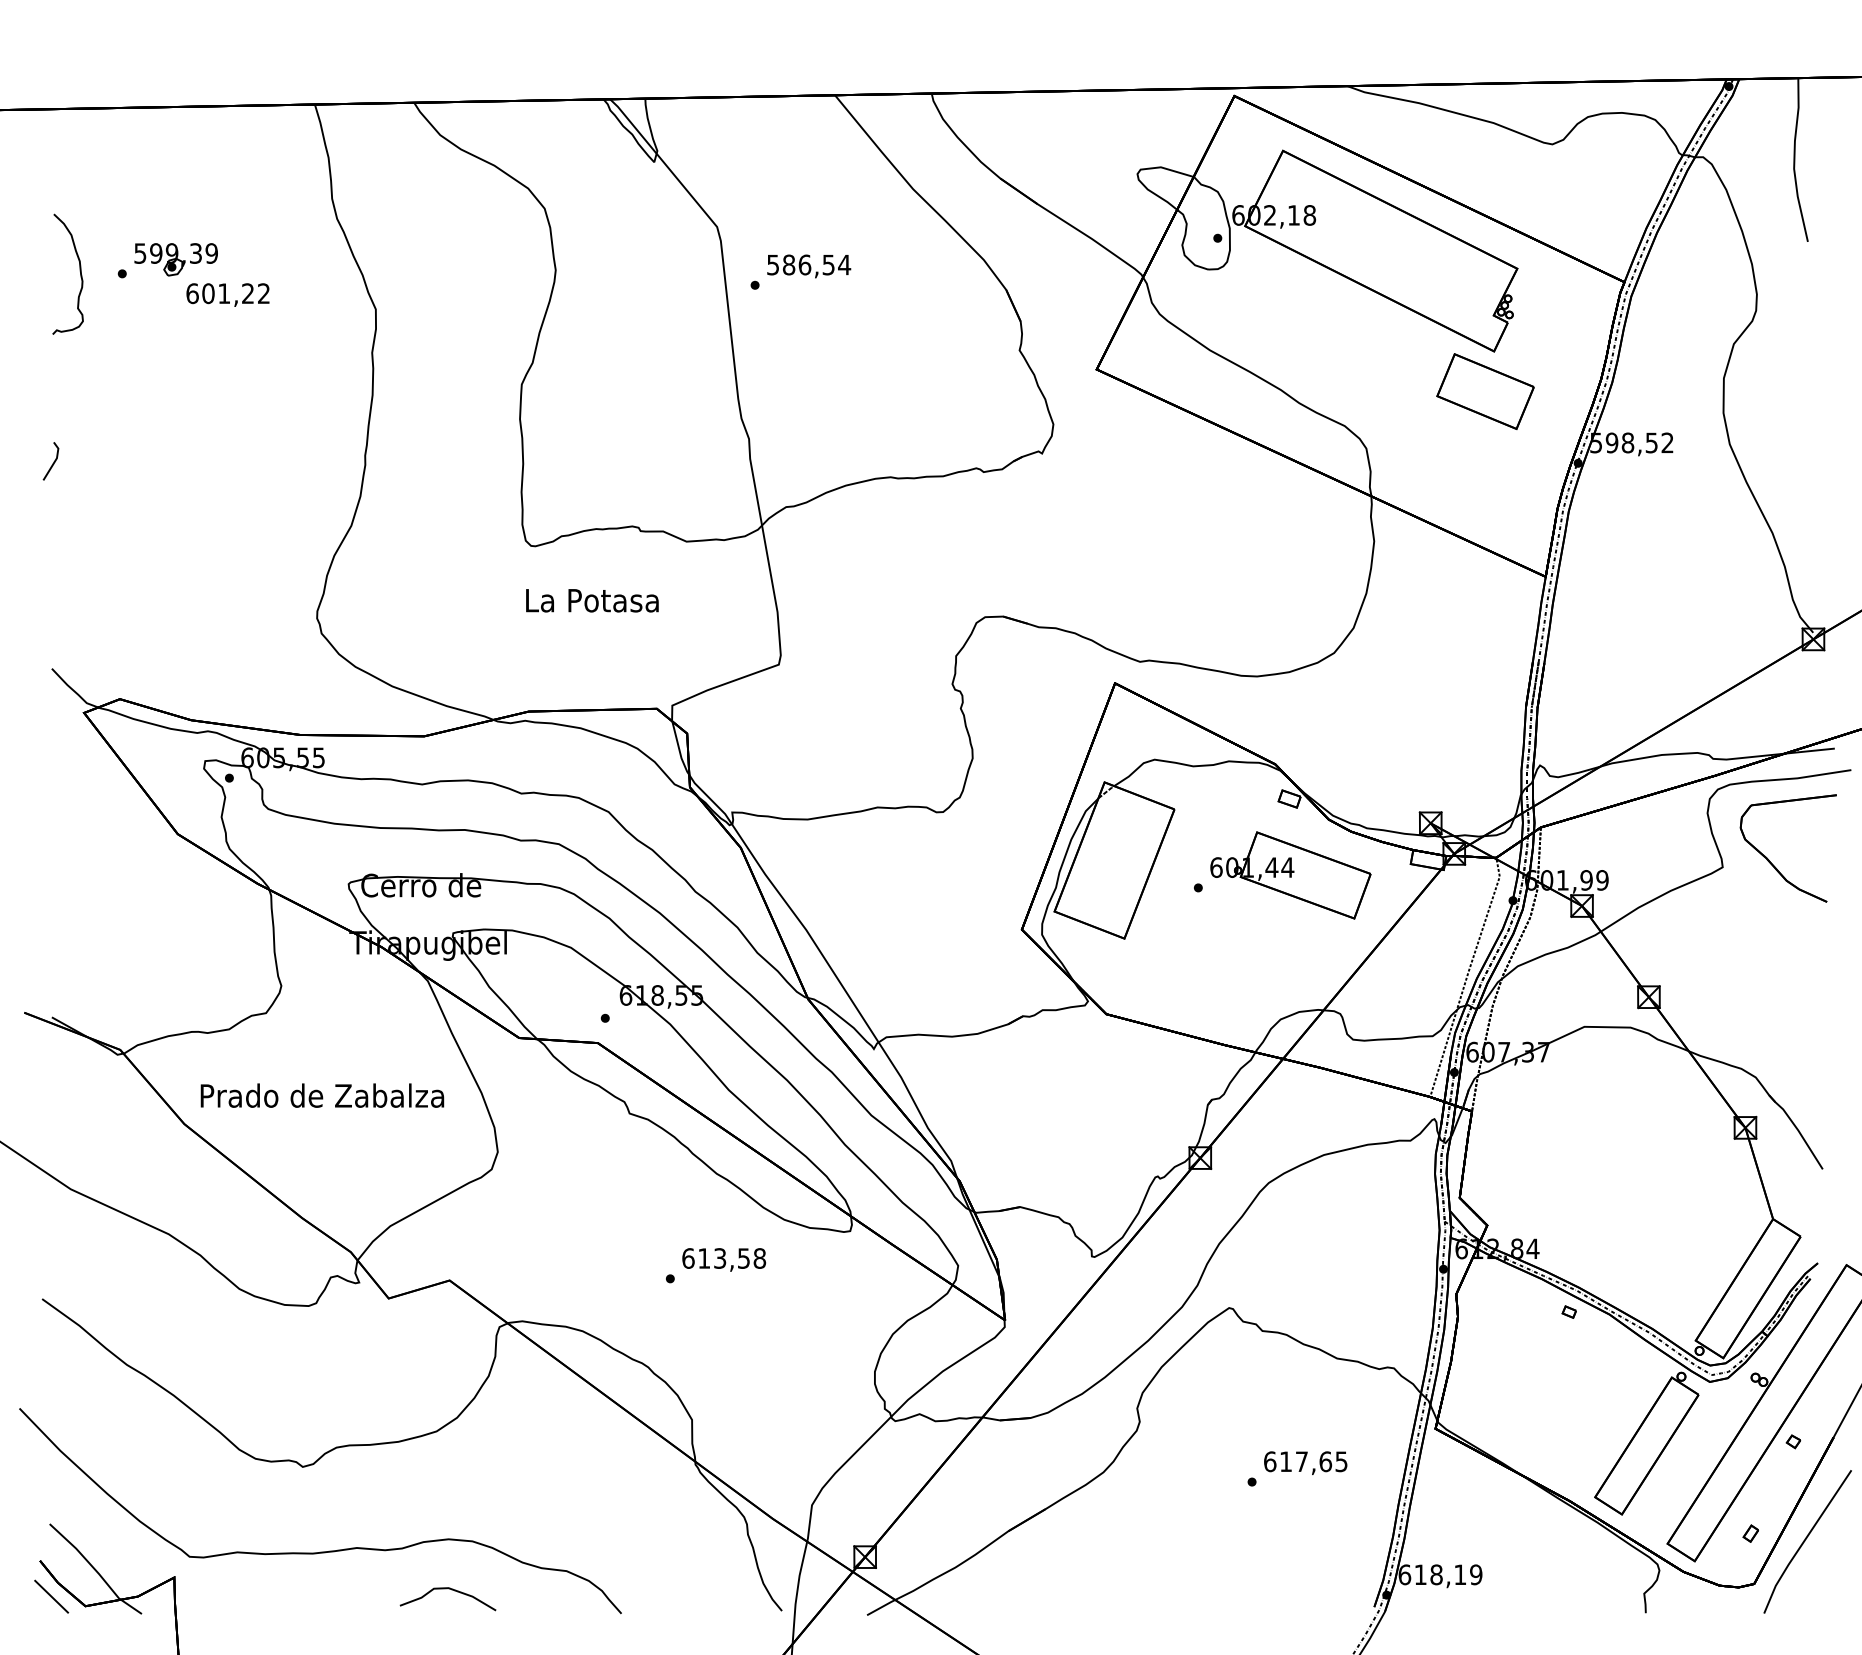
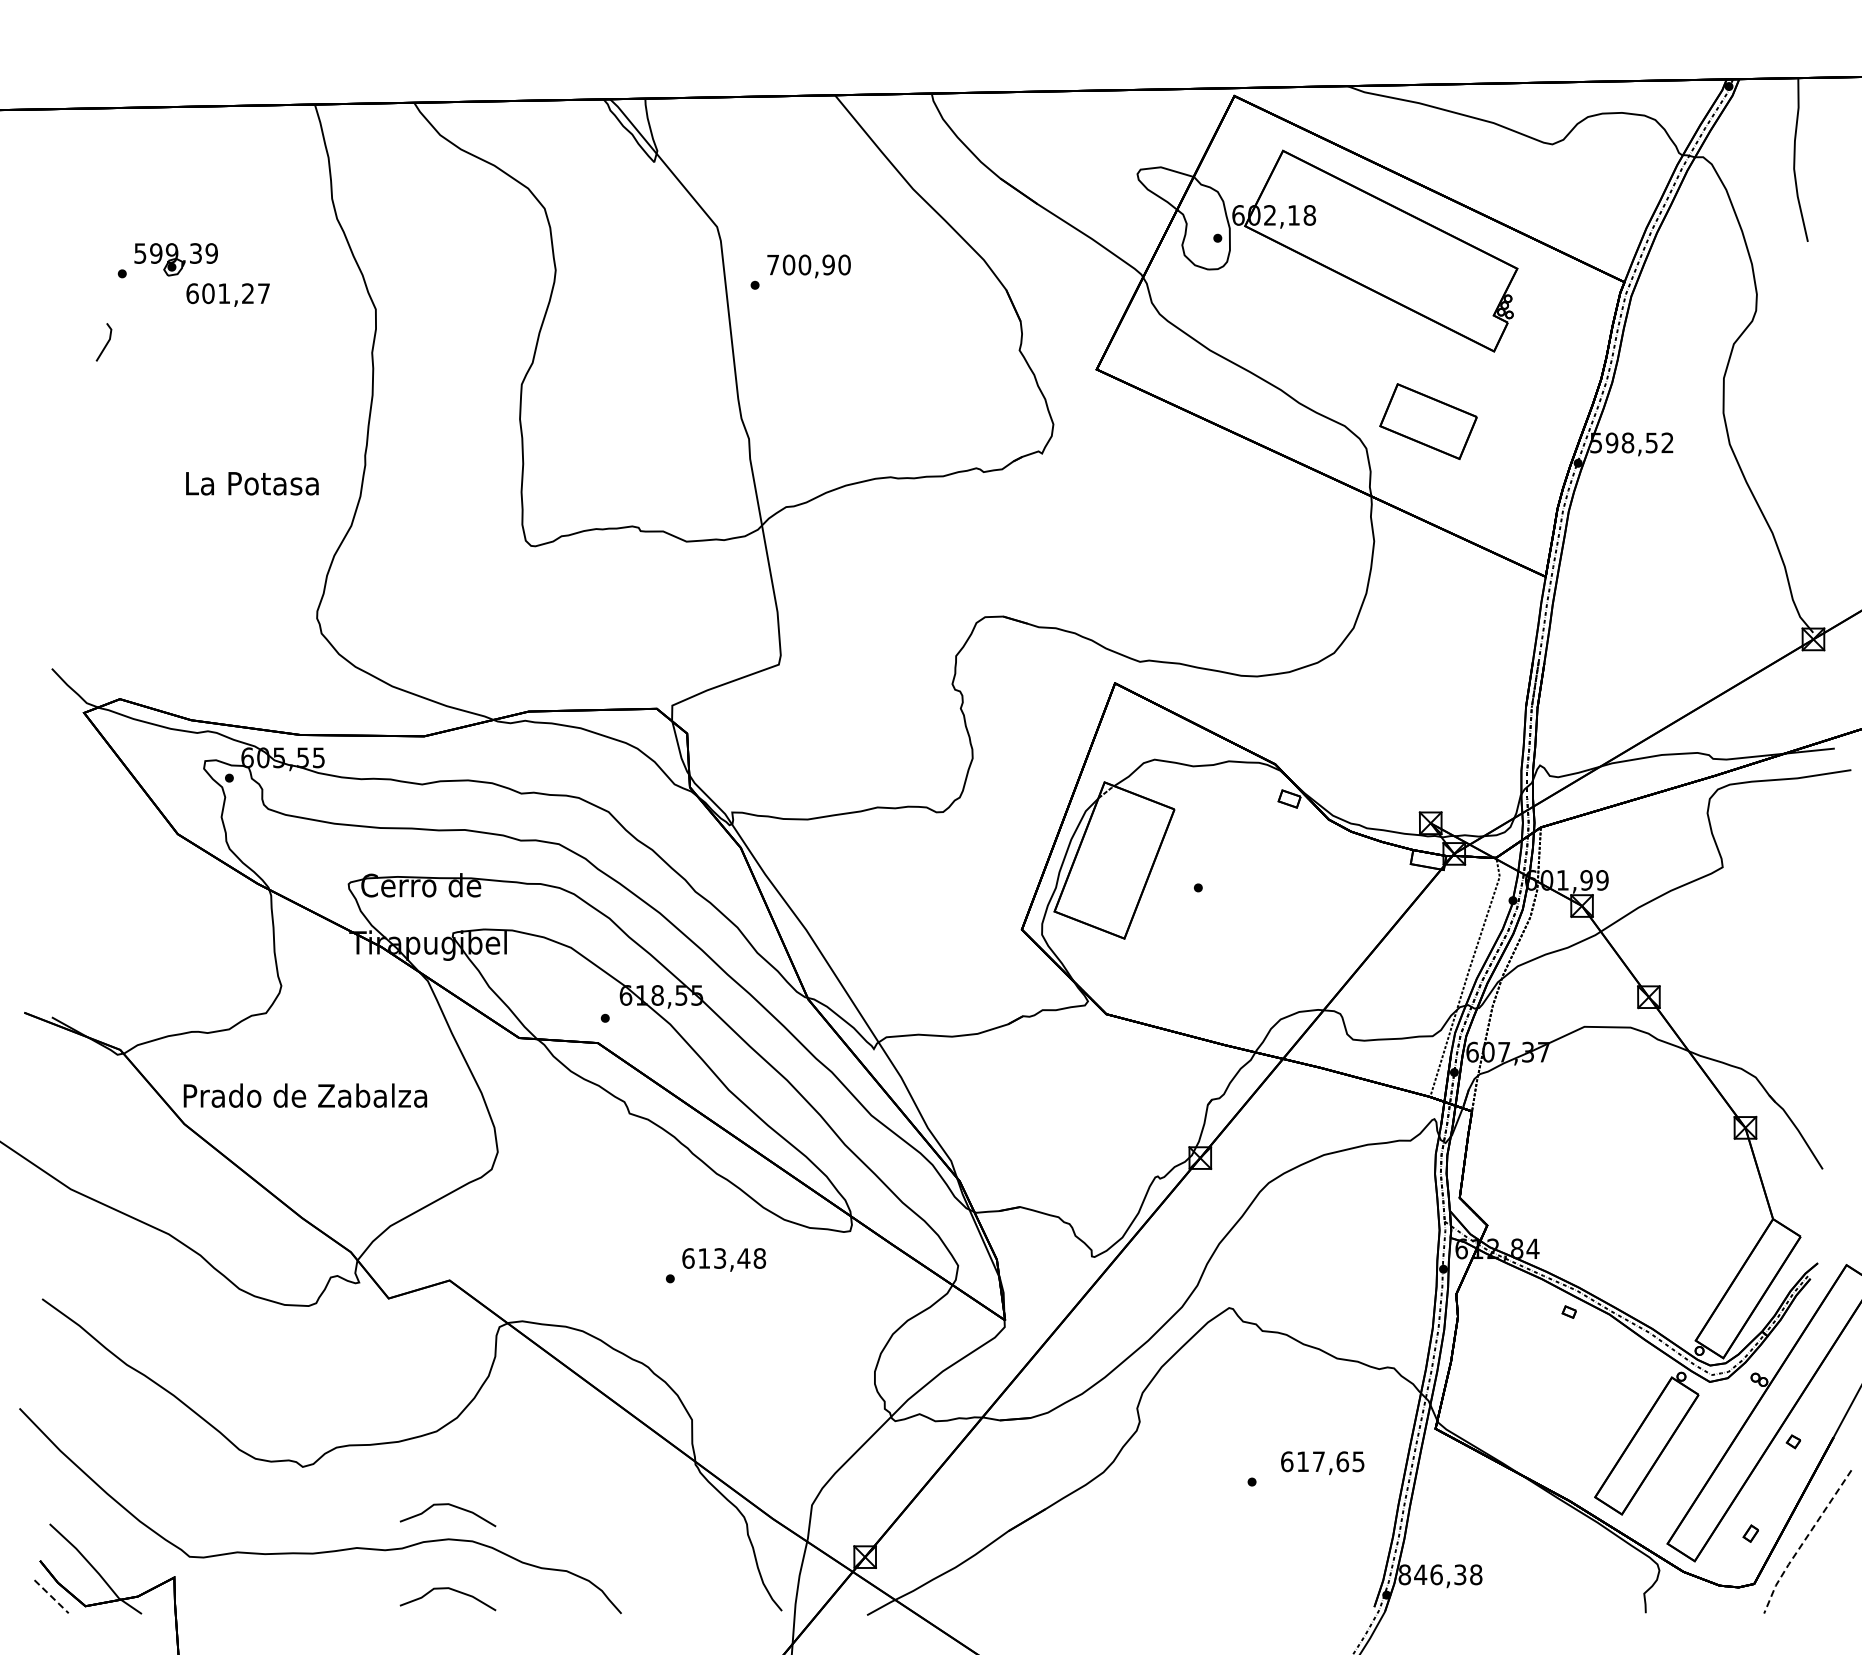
text: 586,54 -> 700,90 (809, 264)
curve: present -> none (79, 271)
text: 601,22 -> 601,27 (263, 293)
part position: (1485, 391) -> (1428, 421) (1428, 421)
line position: (52, 463) -> (105, 344) (105, 344)
text position: (592, 600) -> (252, 483) (252, 483)
part: present -> none (1772, 863)
part: present -> none (1290, 875)
text position: (322, 1095) -> (305, 1095) (305, 1095)
text: 613,58 -> 613,48 (743, 1258)
text position: (1305, 1462) -> (1322, 1462) (1322, 1462)
curve: none -> present (451, 1506)
line: solid -> dashed (1804, 1541)
text: 618,19 -> 846,38 (1440, 1574)
line: solid -> dashed (51, 1596)
